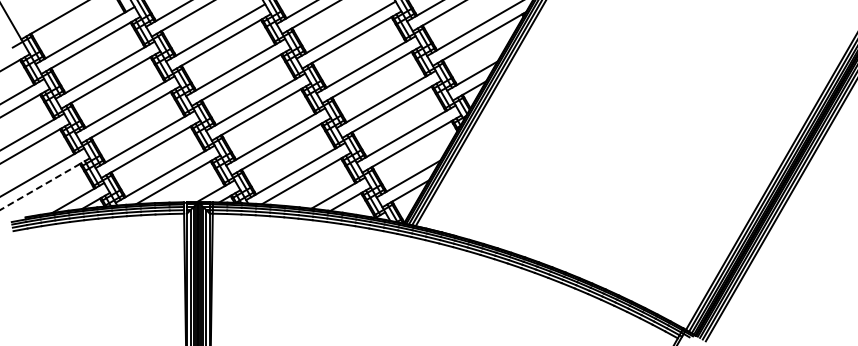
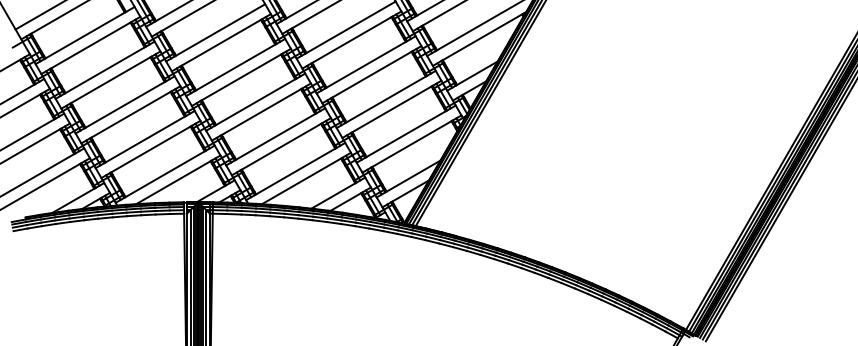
line: none -> present (38, 15)
line: dashed -> solid (45, 184)
